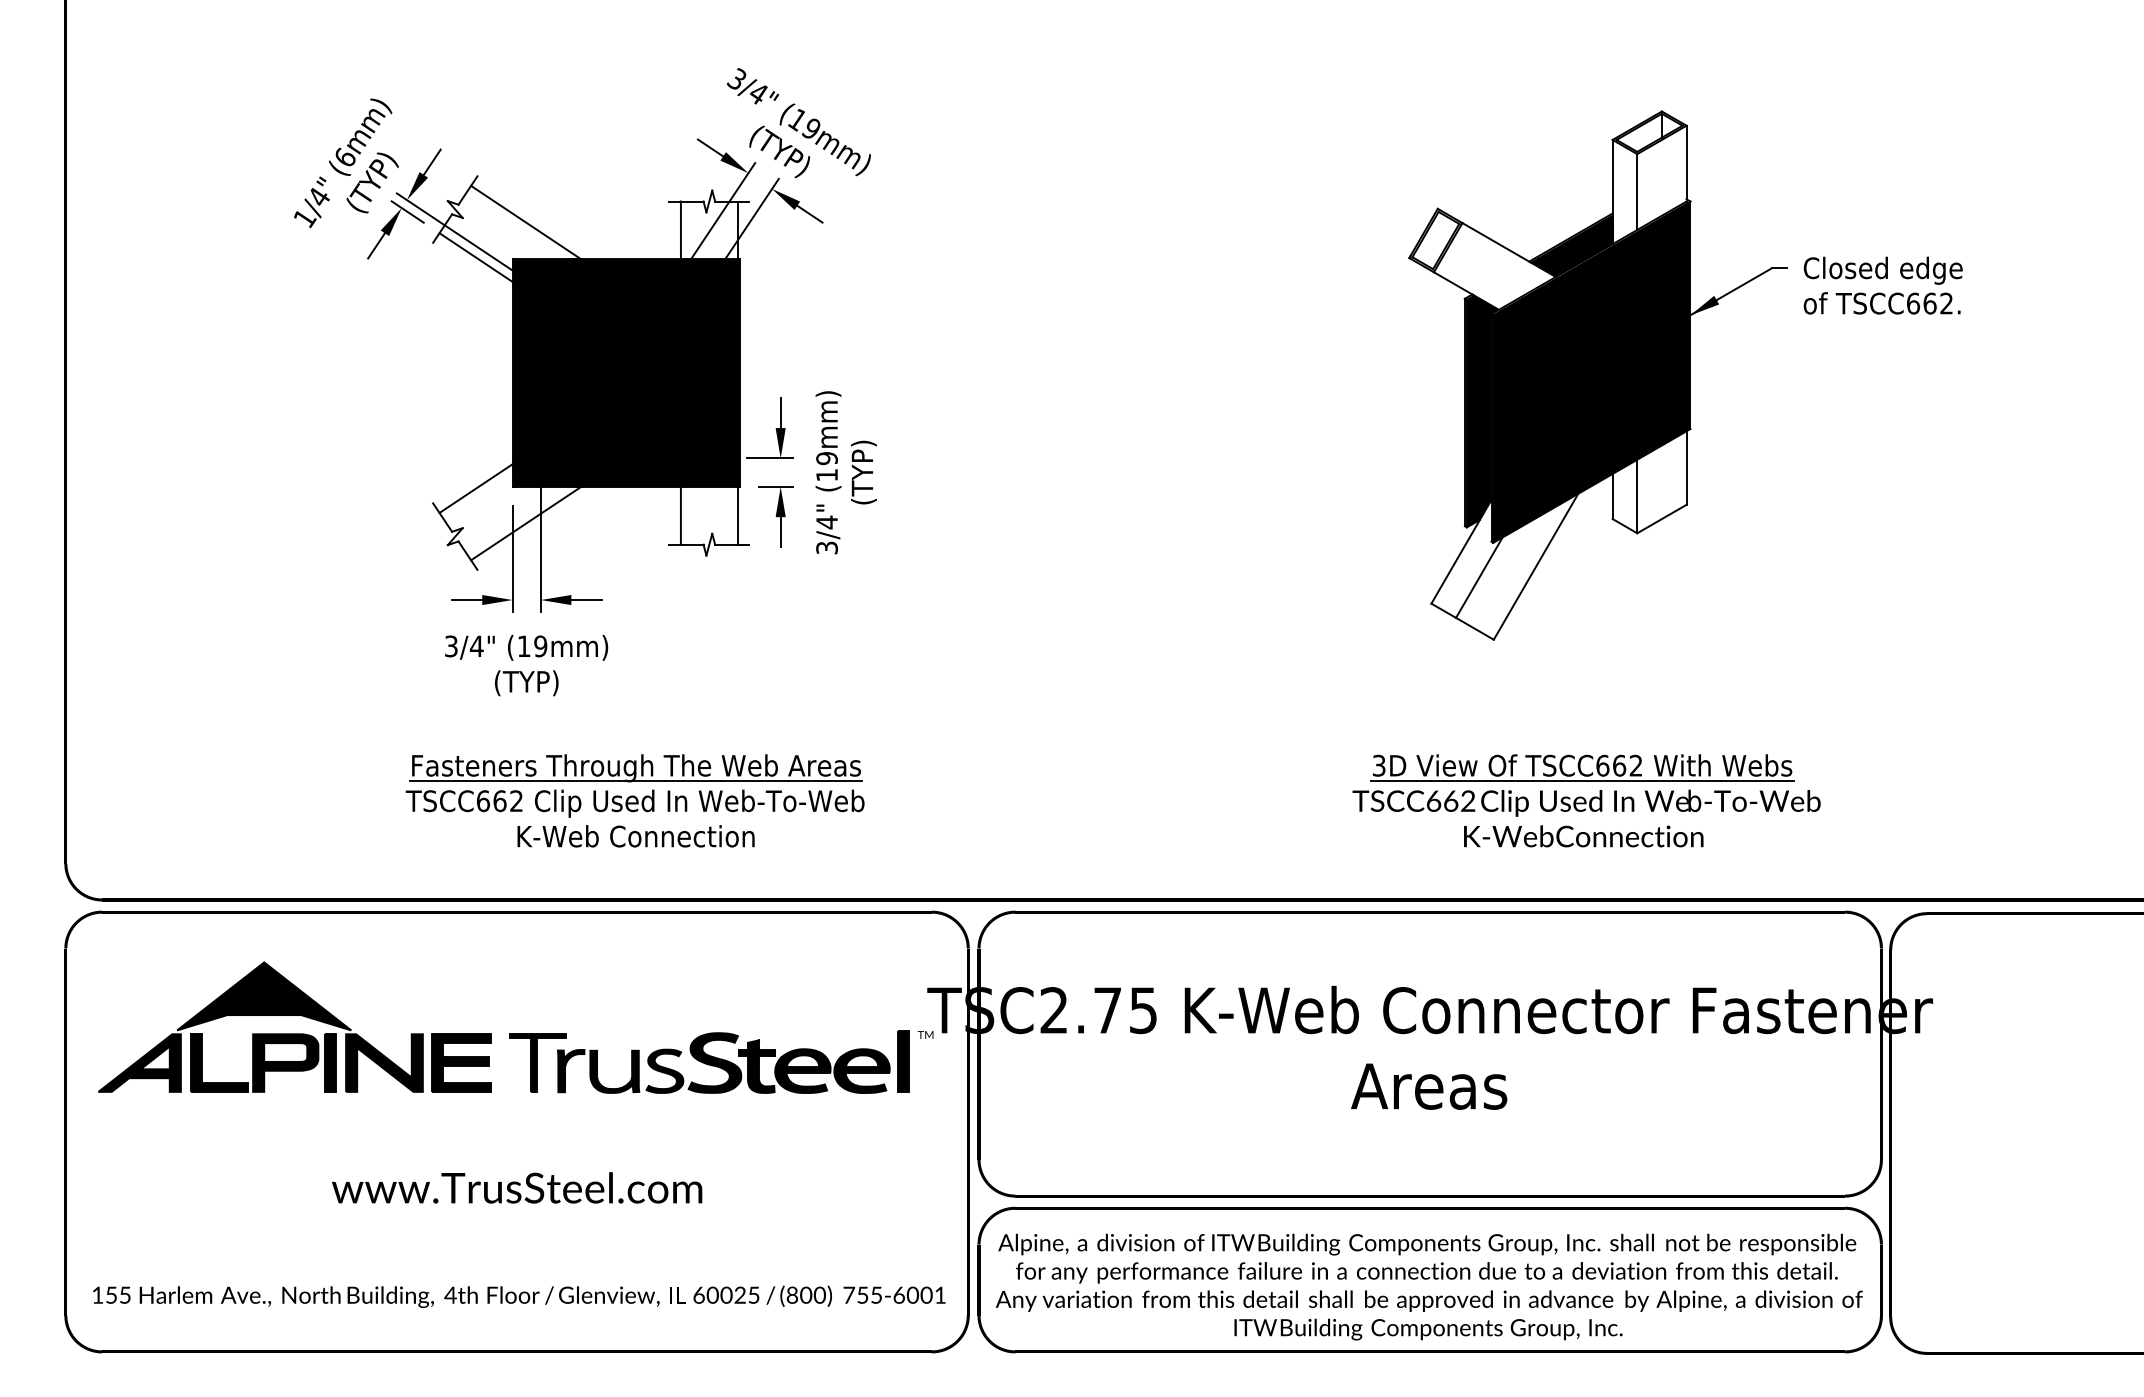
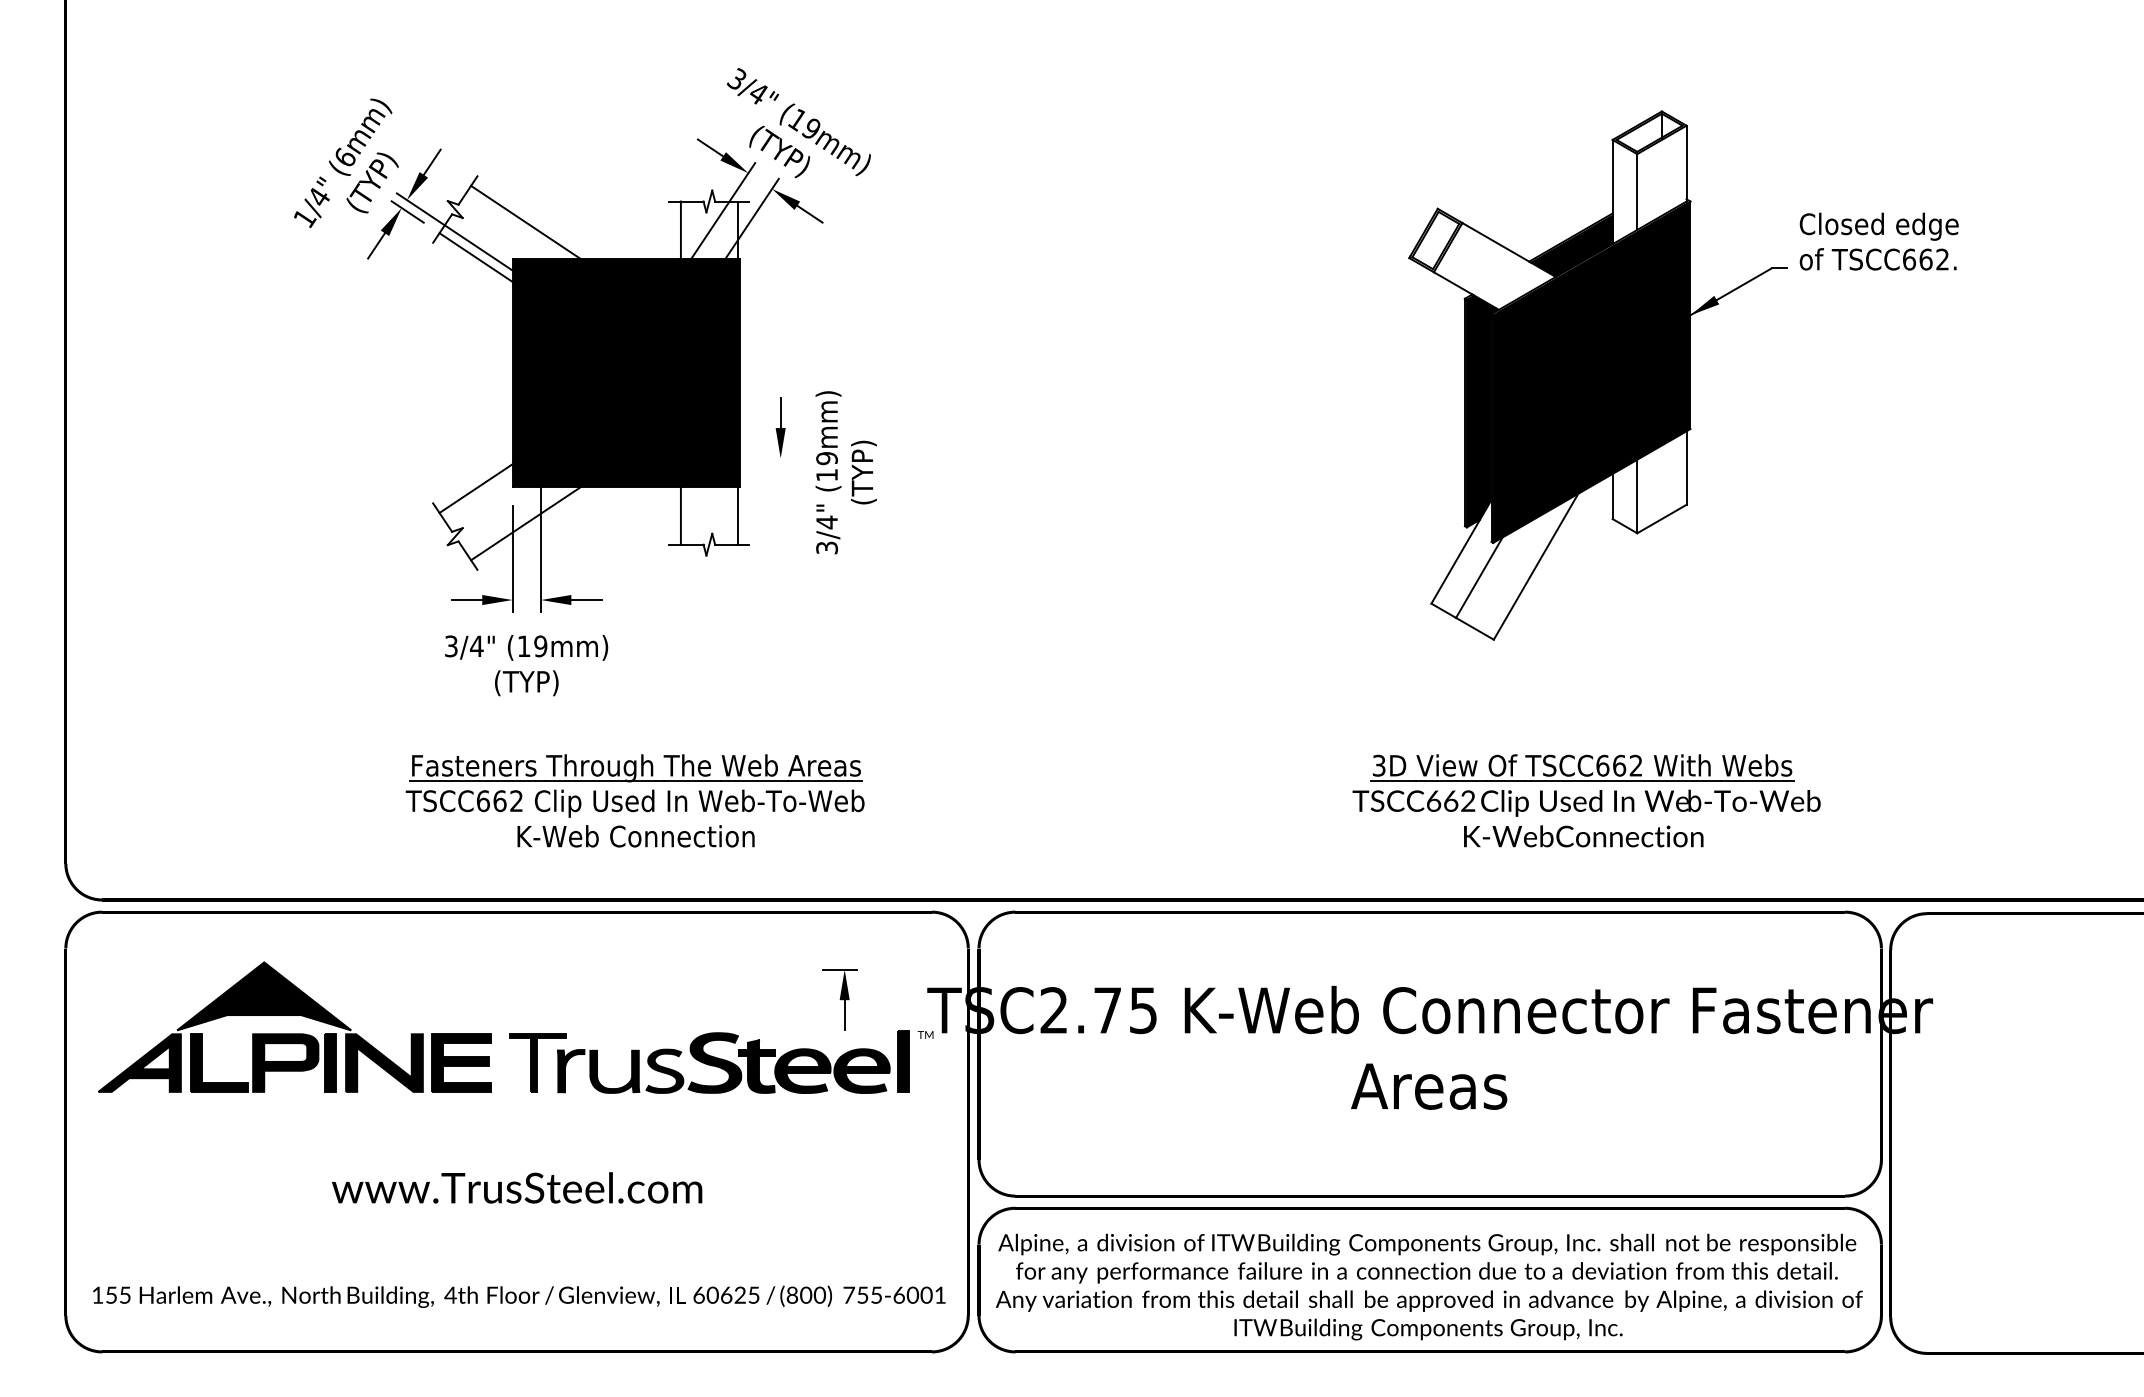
text position: (1882, 285) -> (1878, 241) (1878, 241)
line: present -> none (769, 458)
part position: (775, 516) -> (839, 999) (839, 999)
text: 60025 -> 60625 (726, 1294)
